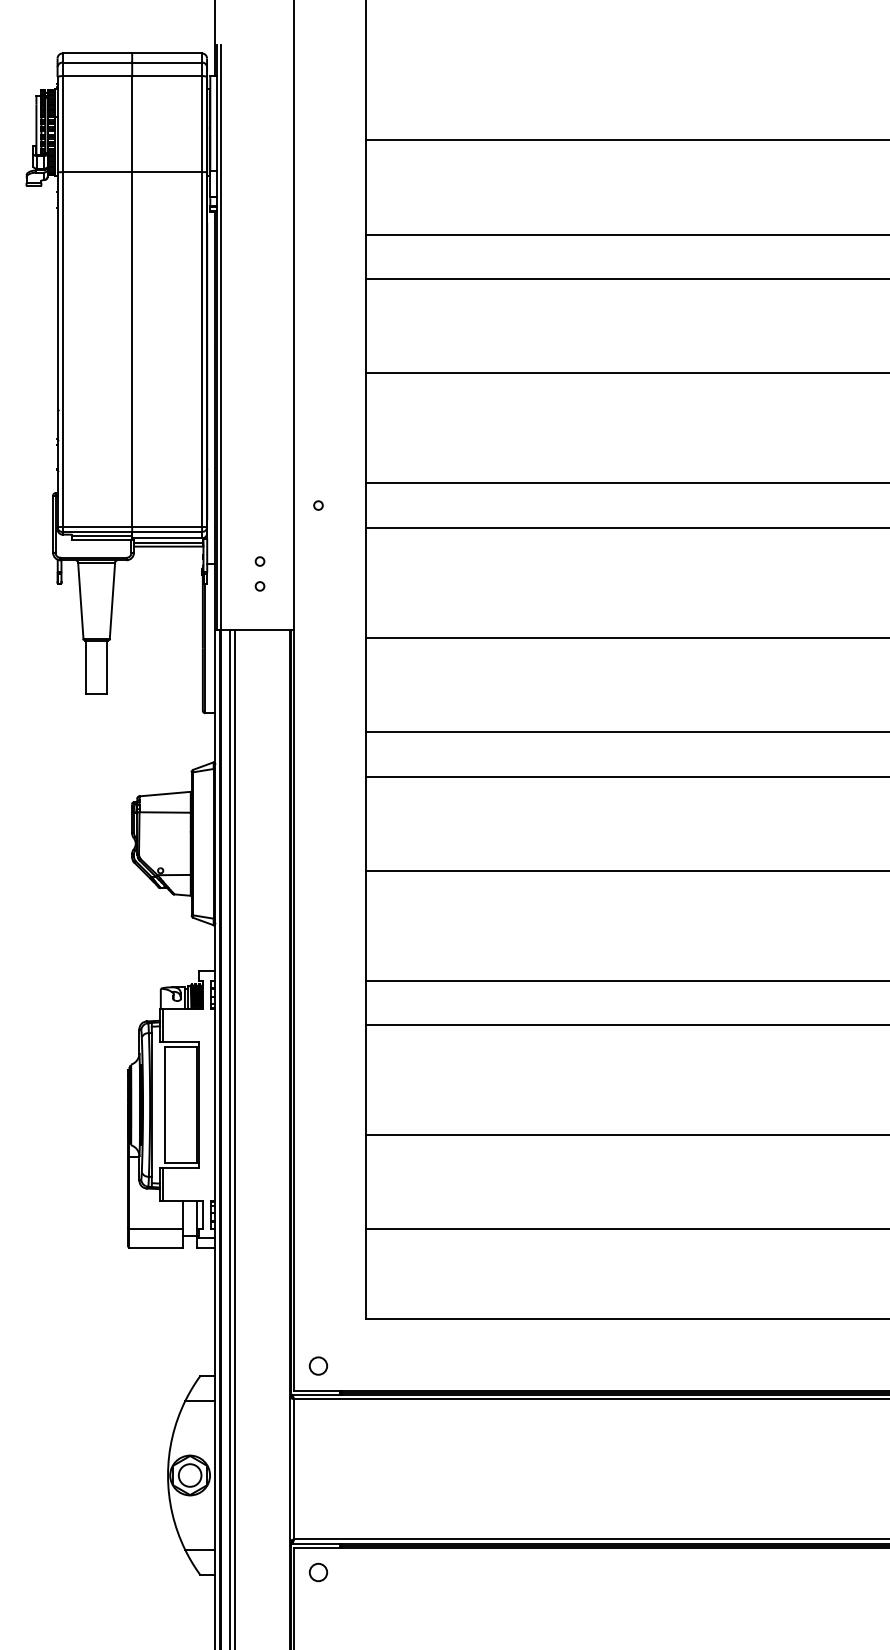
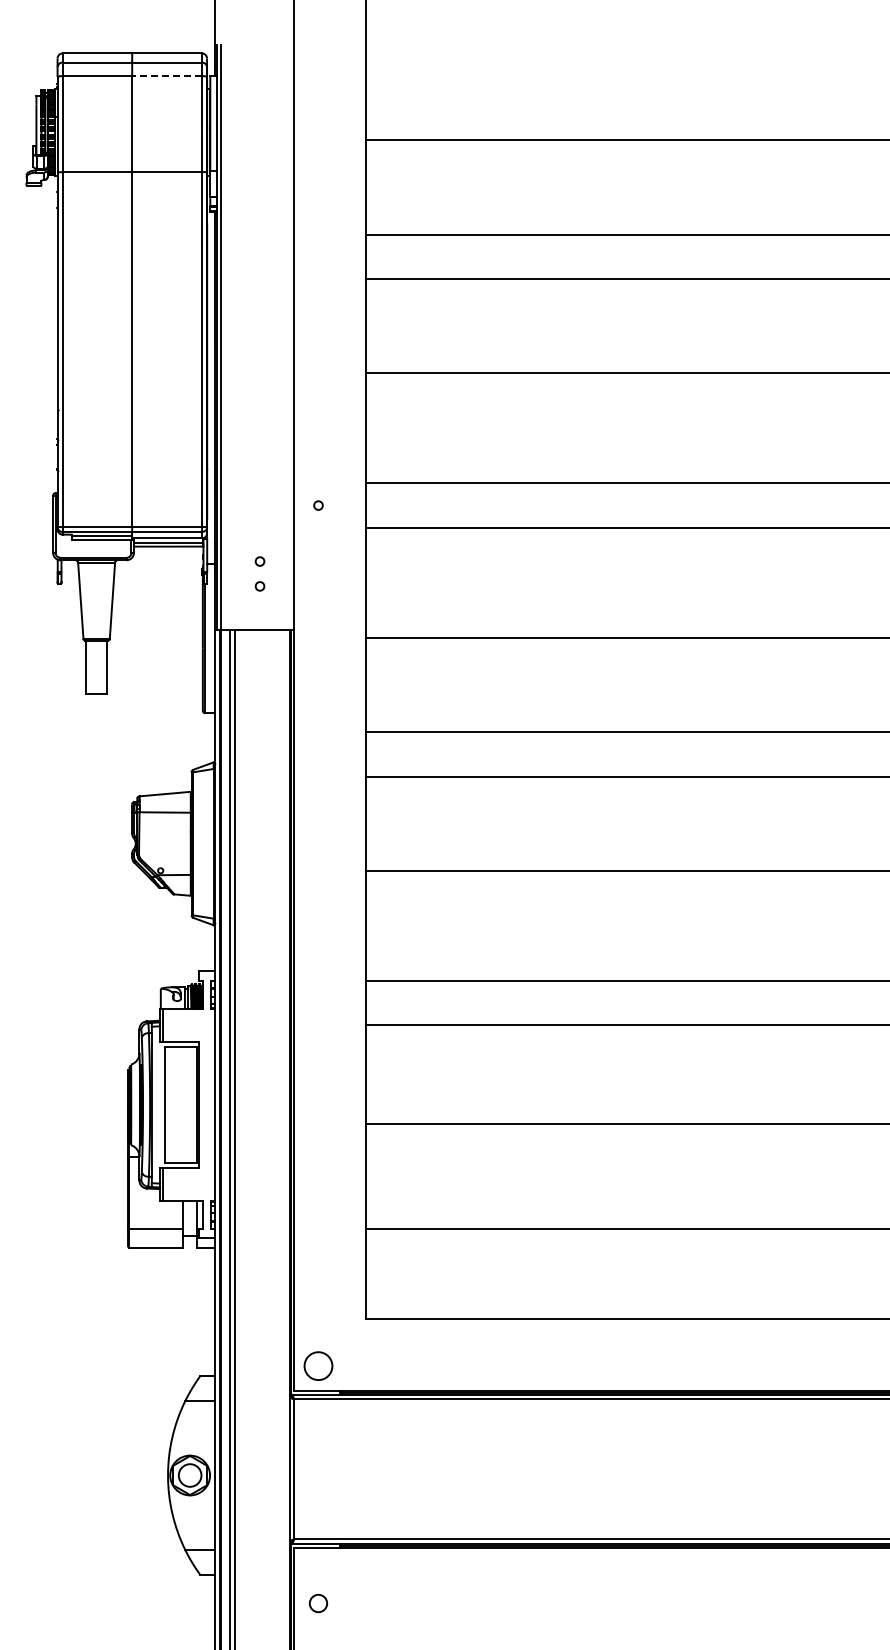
line: solid -> dashed (167, 76)
line position: (625, 1135) -> (625, 1124) (625, 1124)
circle size: 21x20 px -> 31x30 px (318, 1365)
circle position: (318, 1572) -> (318, 1603) (318, 1603)
